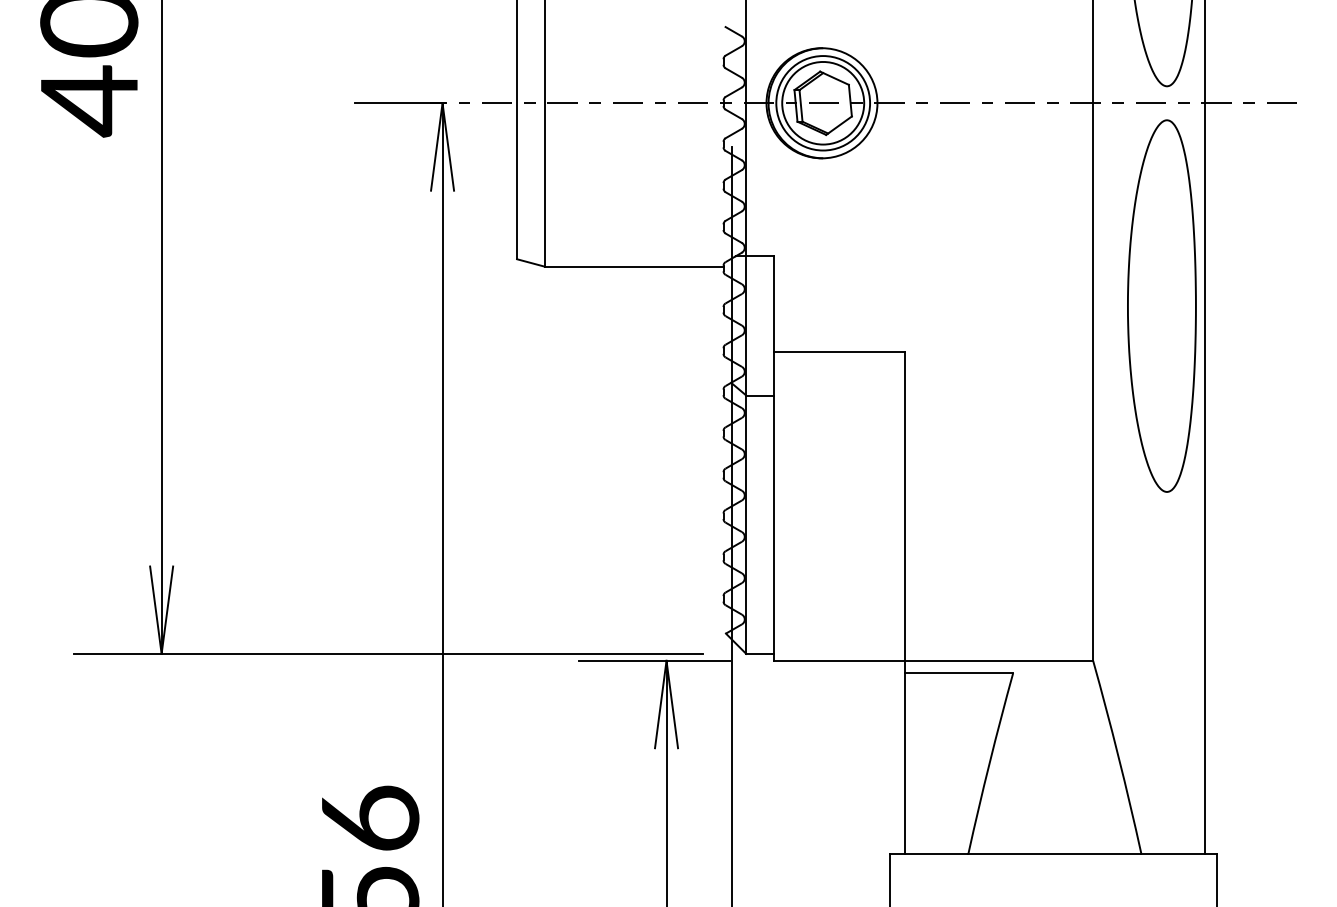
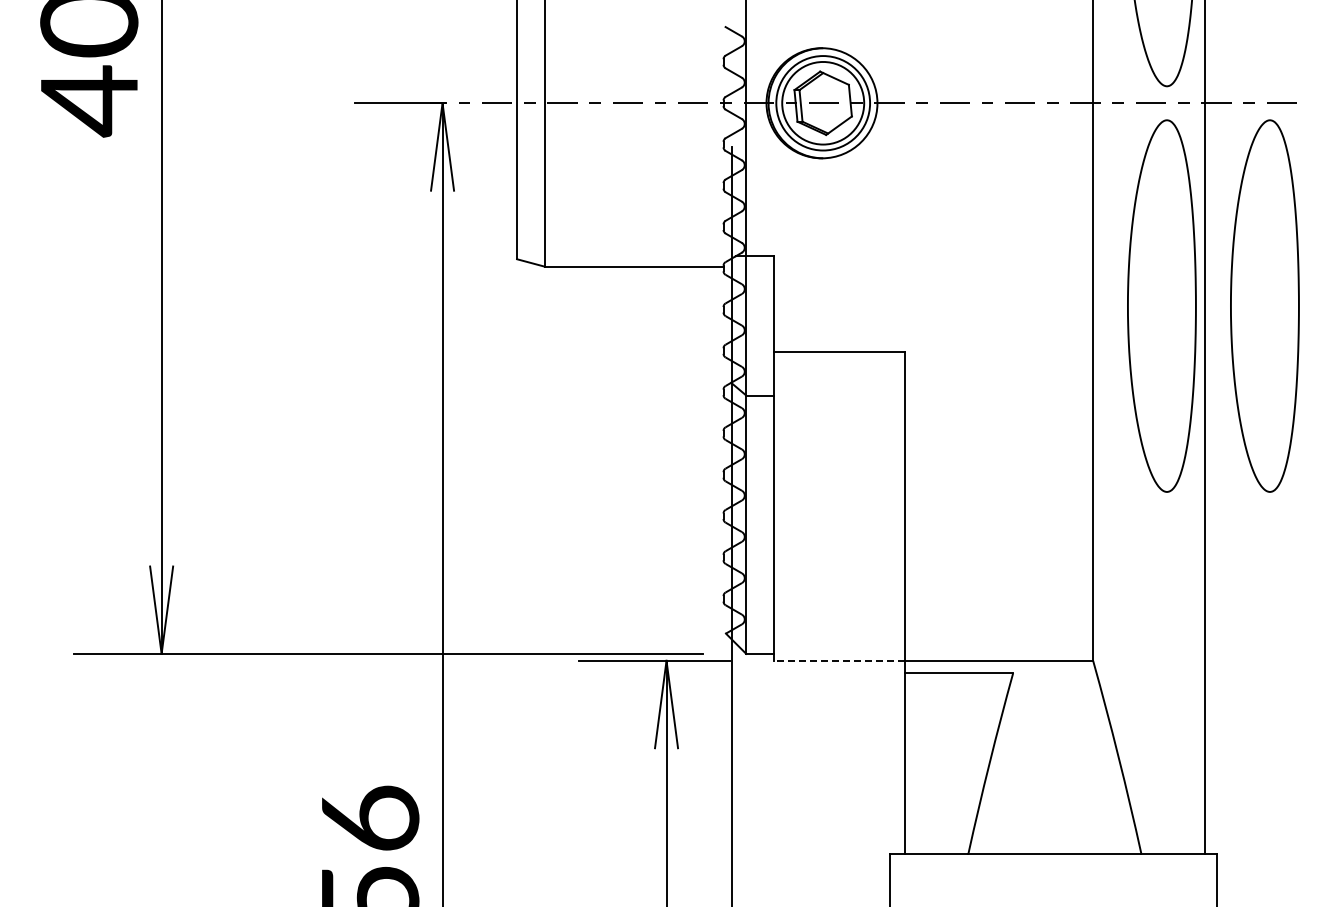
part: none -> present (1264, 305)
line: solid -> dashed (839, 660)
